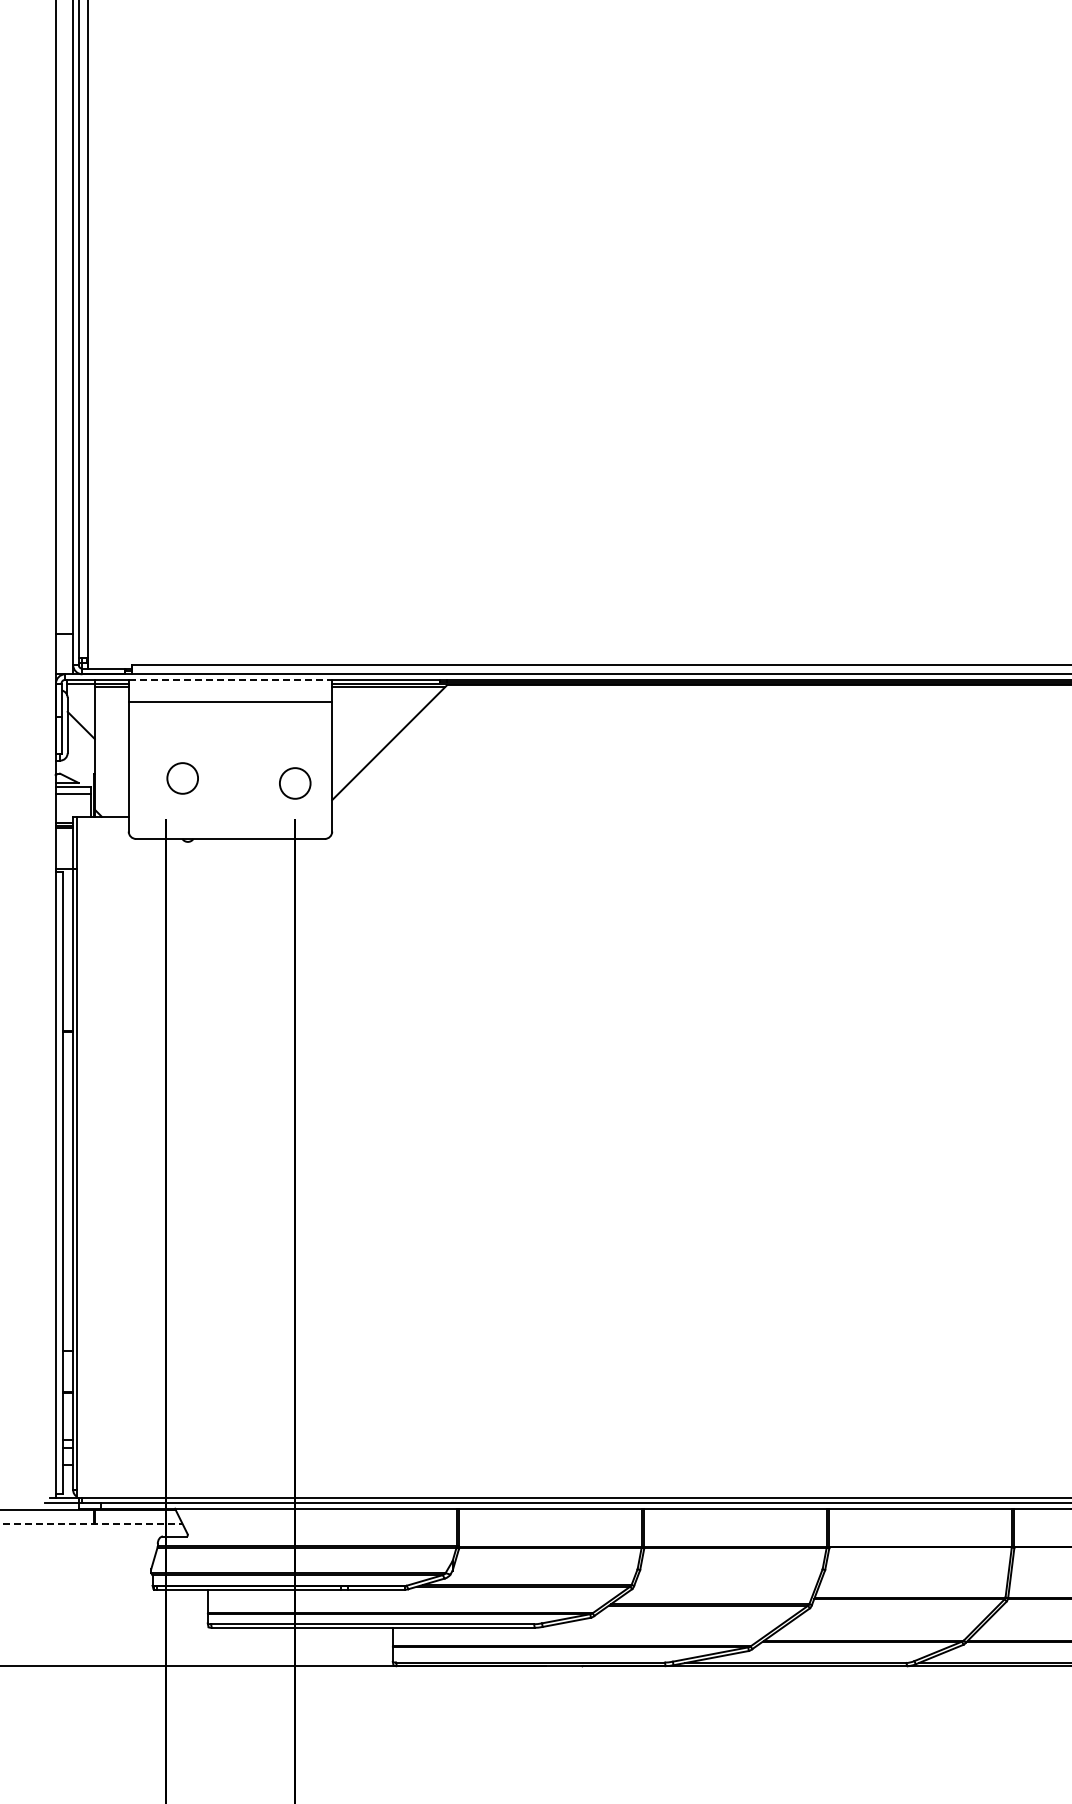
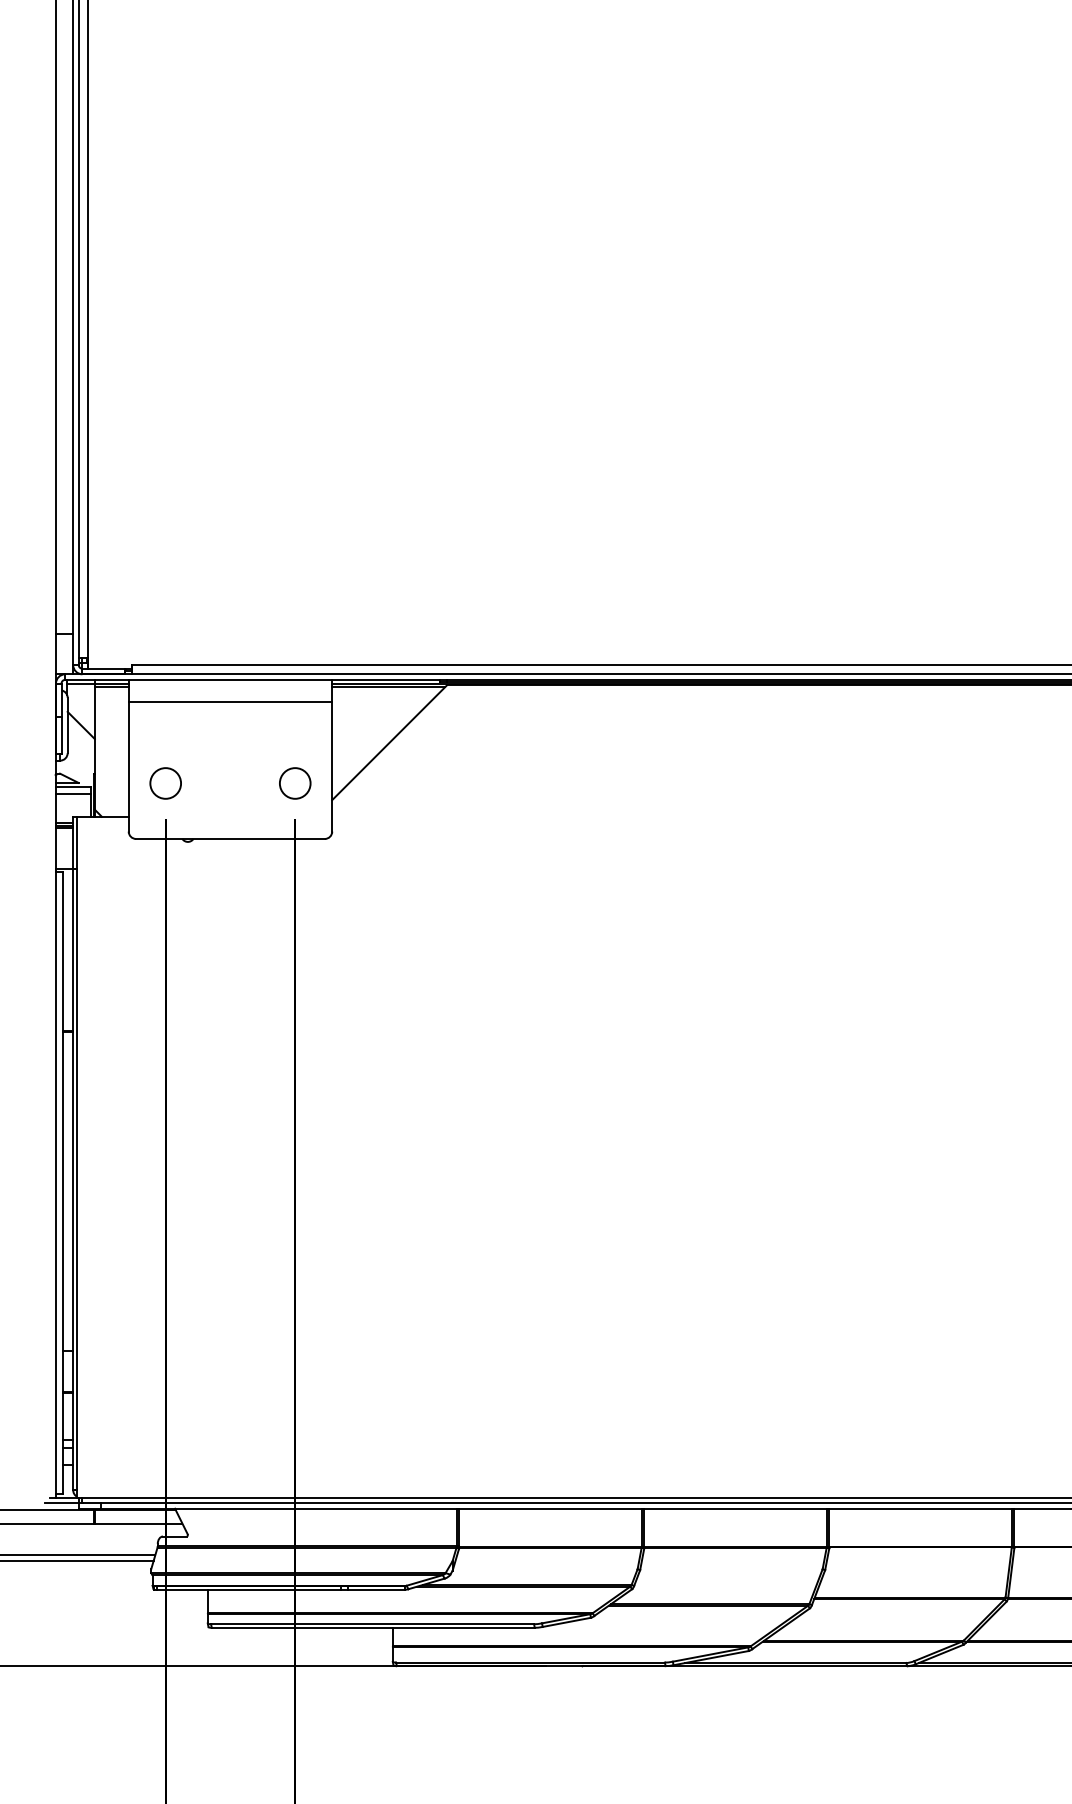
line: dashed -> solid (230, 679)
circle position: (182, 778) -> (165, 783) (165, 783)
line: dashed -> solid (91, 1523)
line: none -> present (78, 1555)
line: none -> present (77, 1560)
